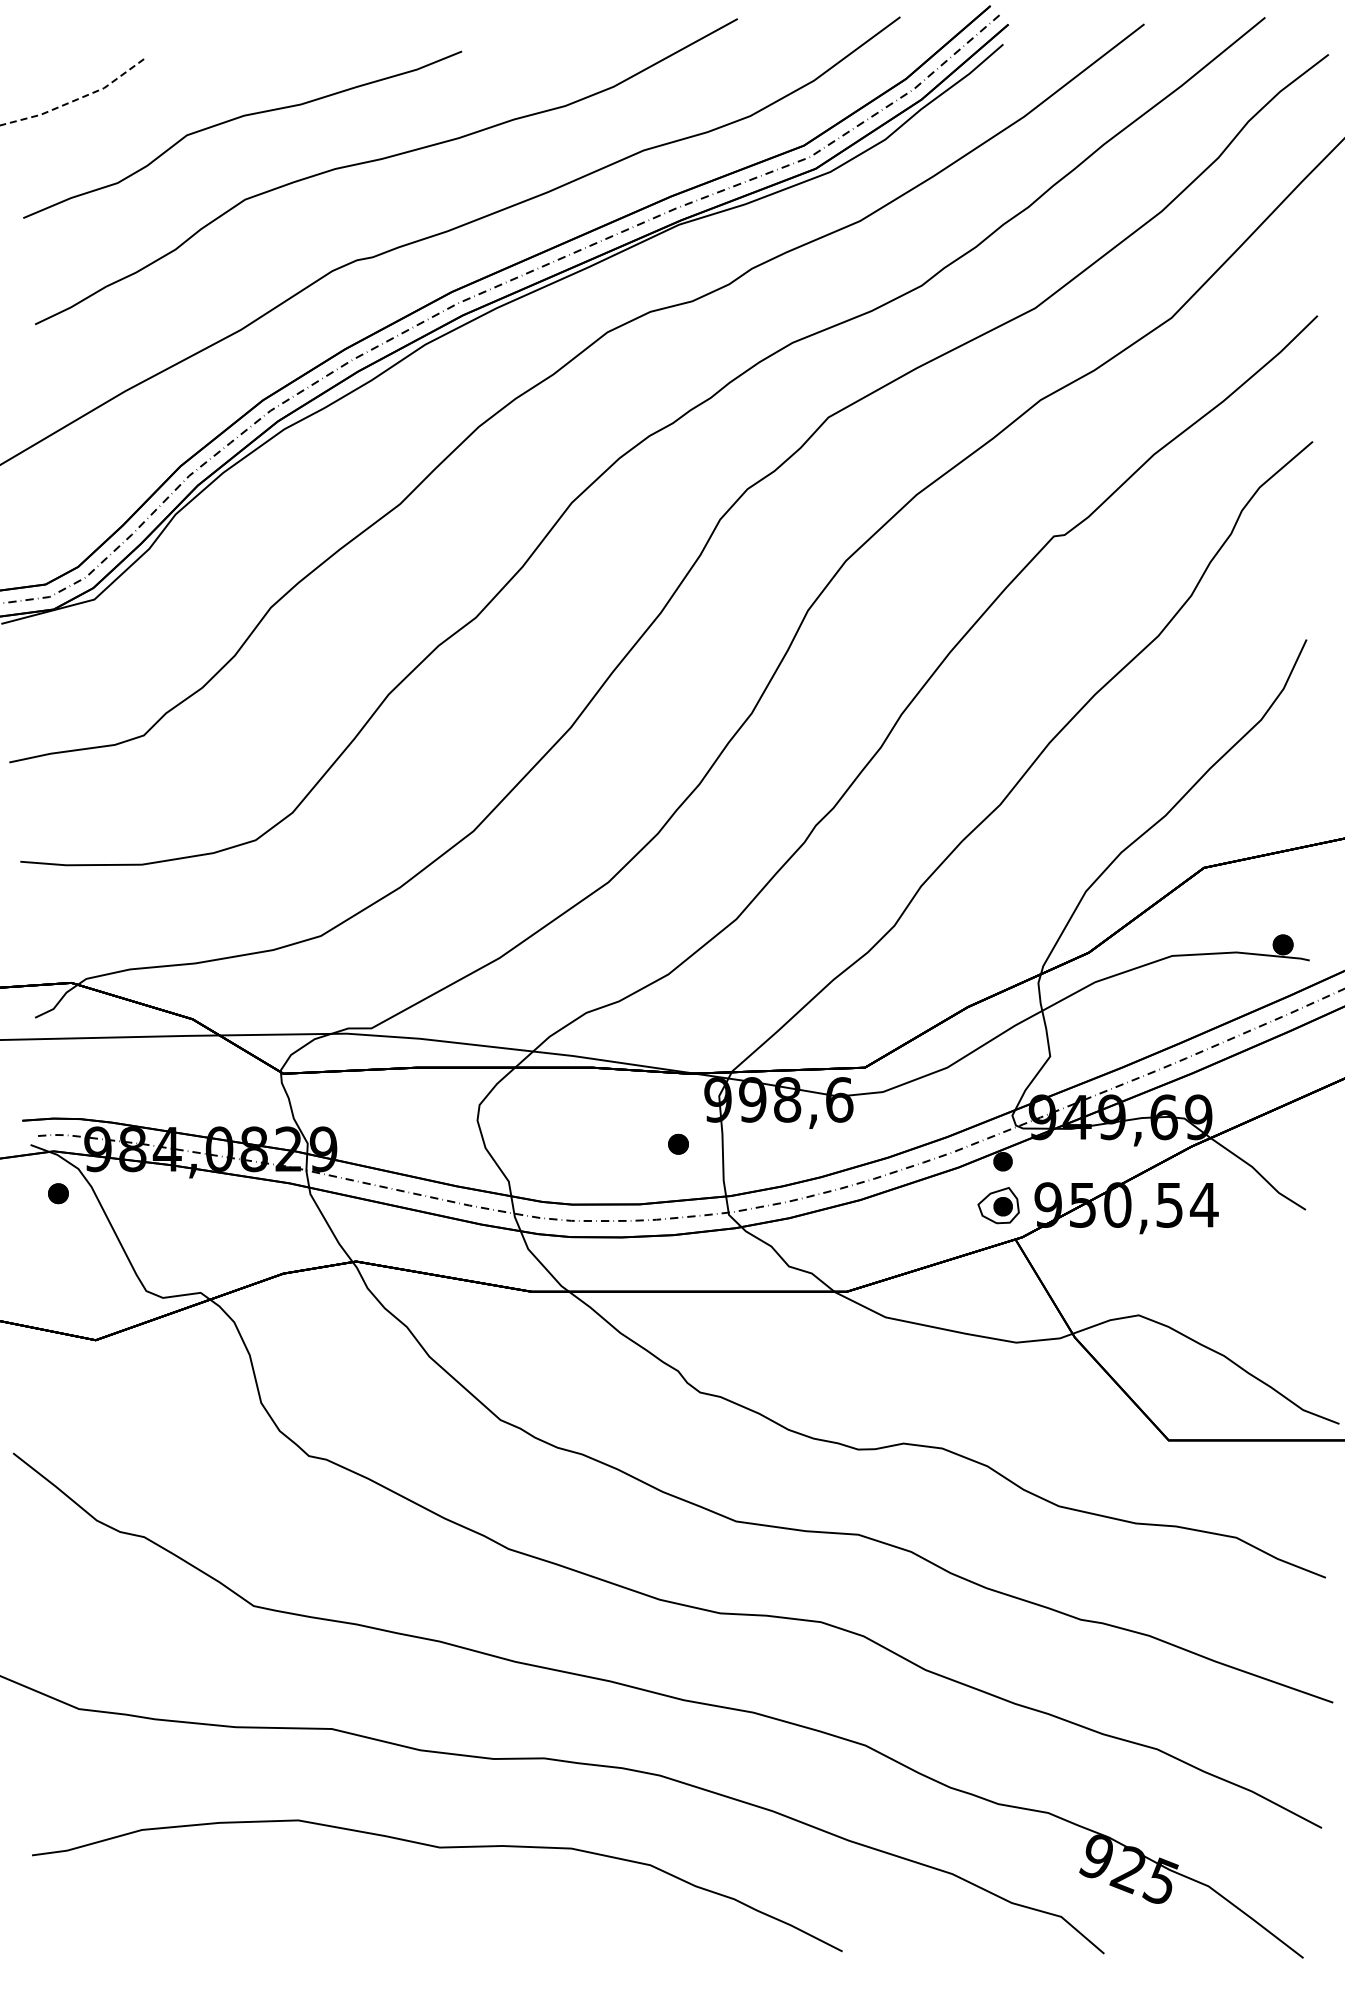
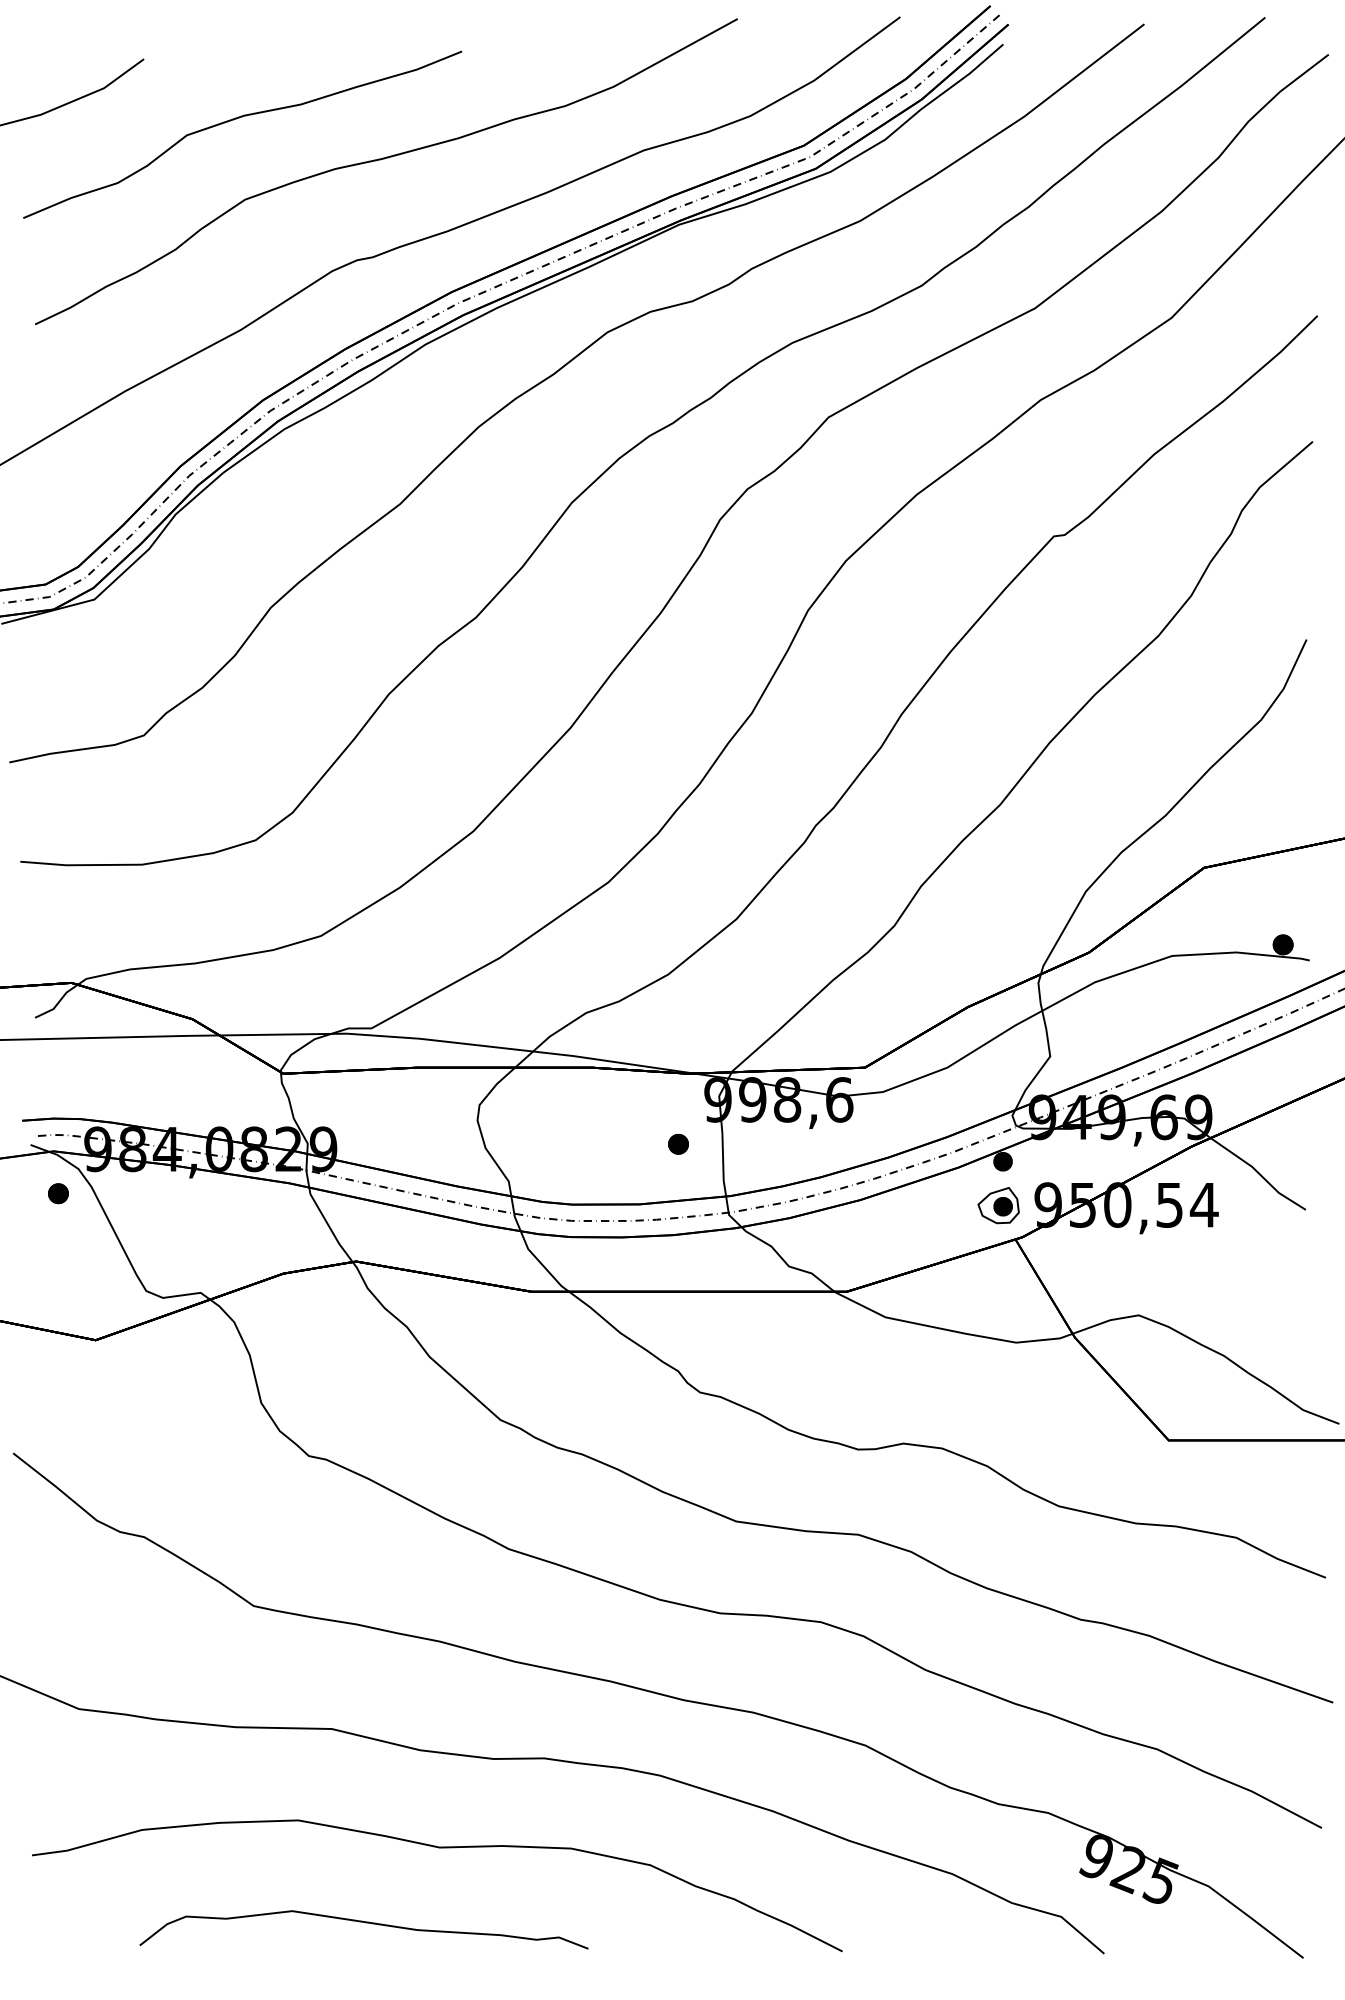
line: dashed -> solid (75, 100)
curve: none -> present (365, 1923)
